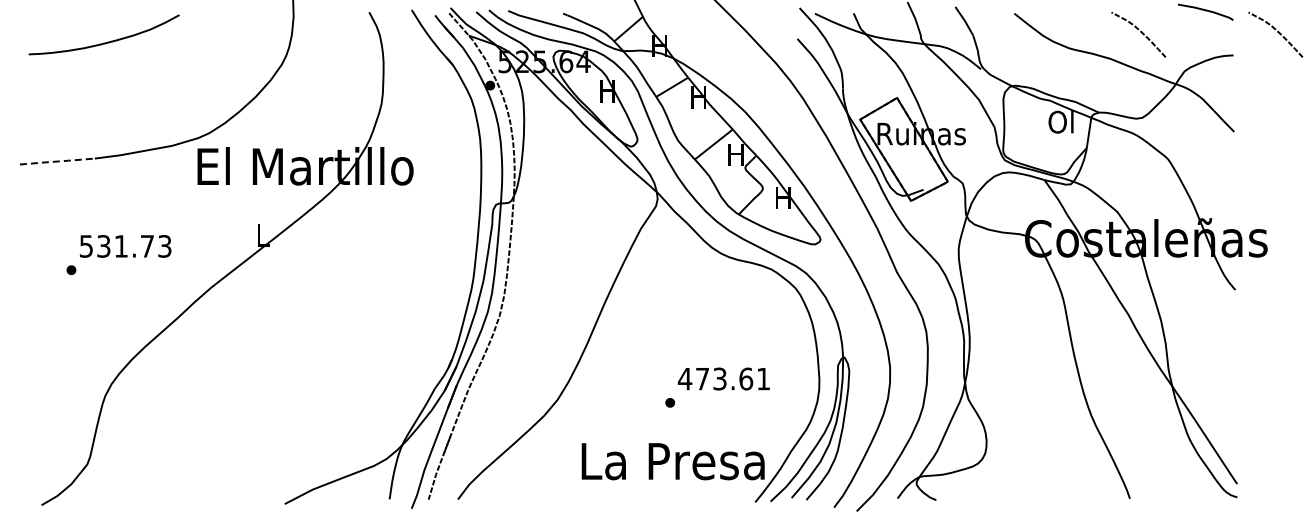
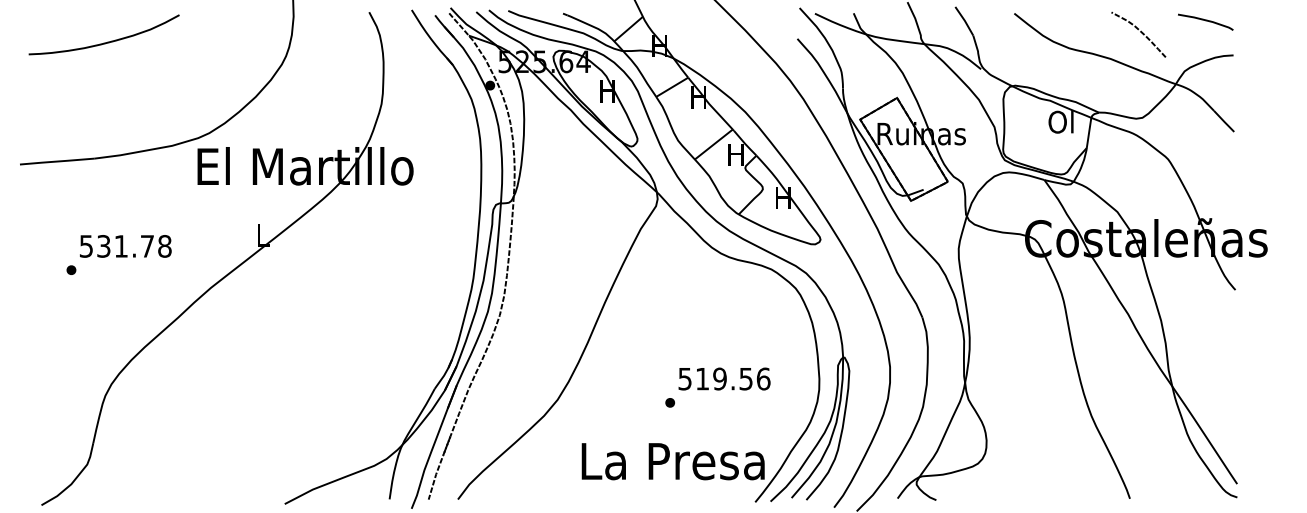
curve position: (1205, 11) -> (1205, 21) (1205, 21)
curve: present -> none (1277, 32)
line: dashed -> solid (57, 161)
text: 531.73 -> 531.78 (164, 246)
text: 473.61 -> 519.56 (723, 378)
